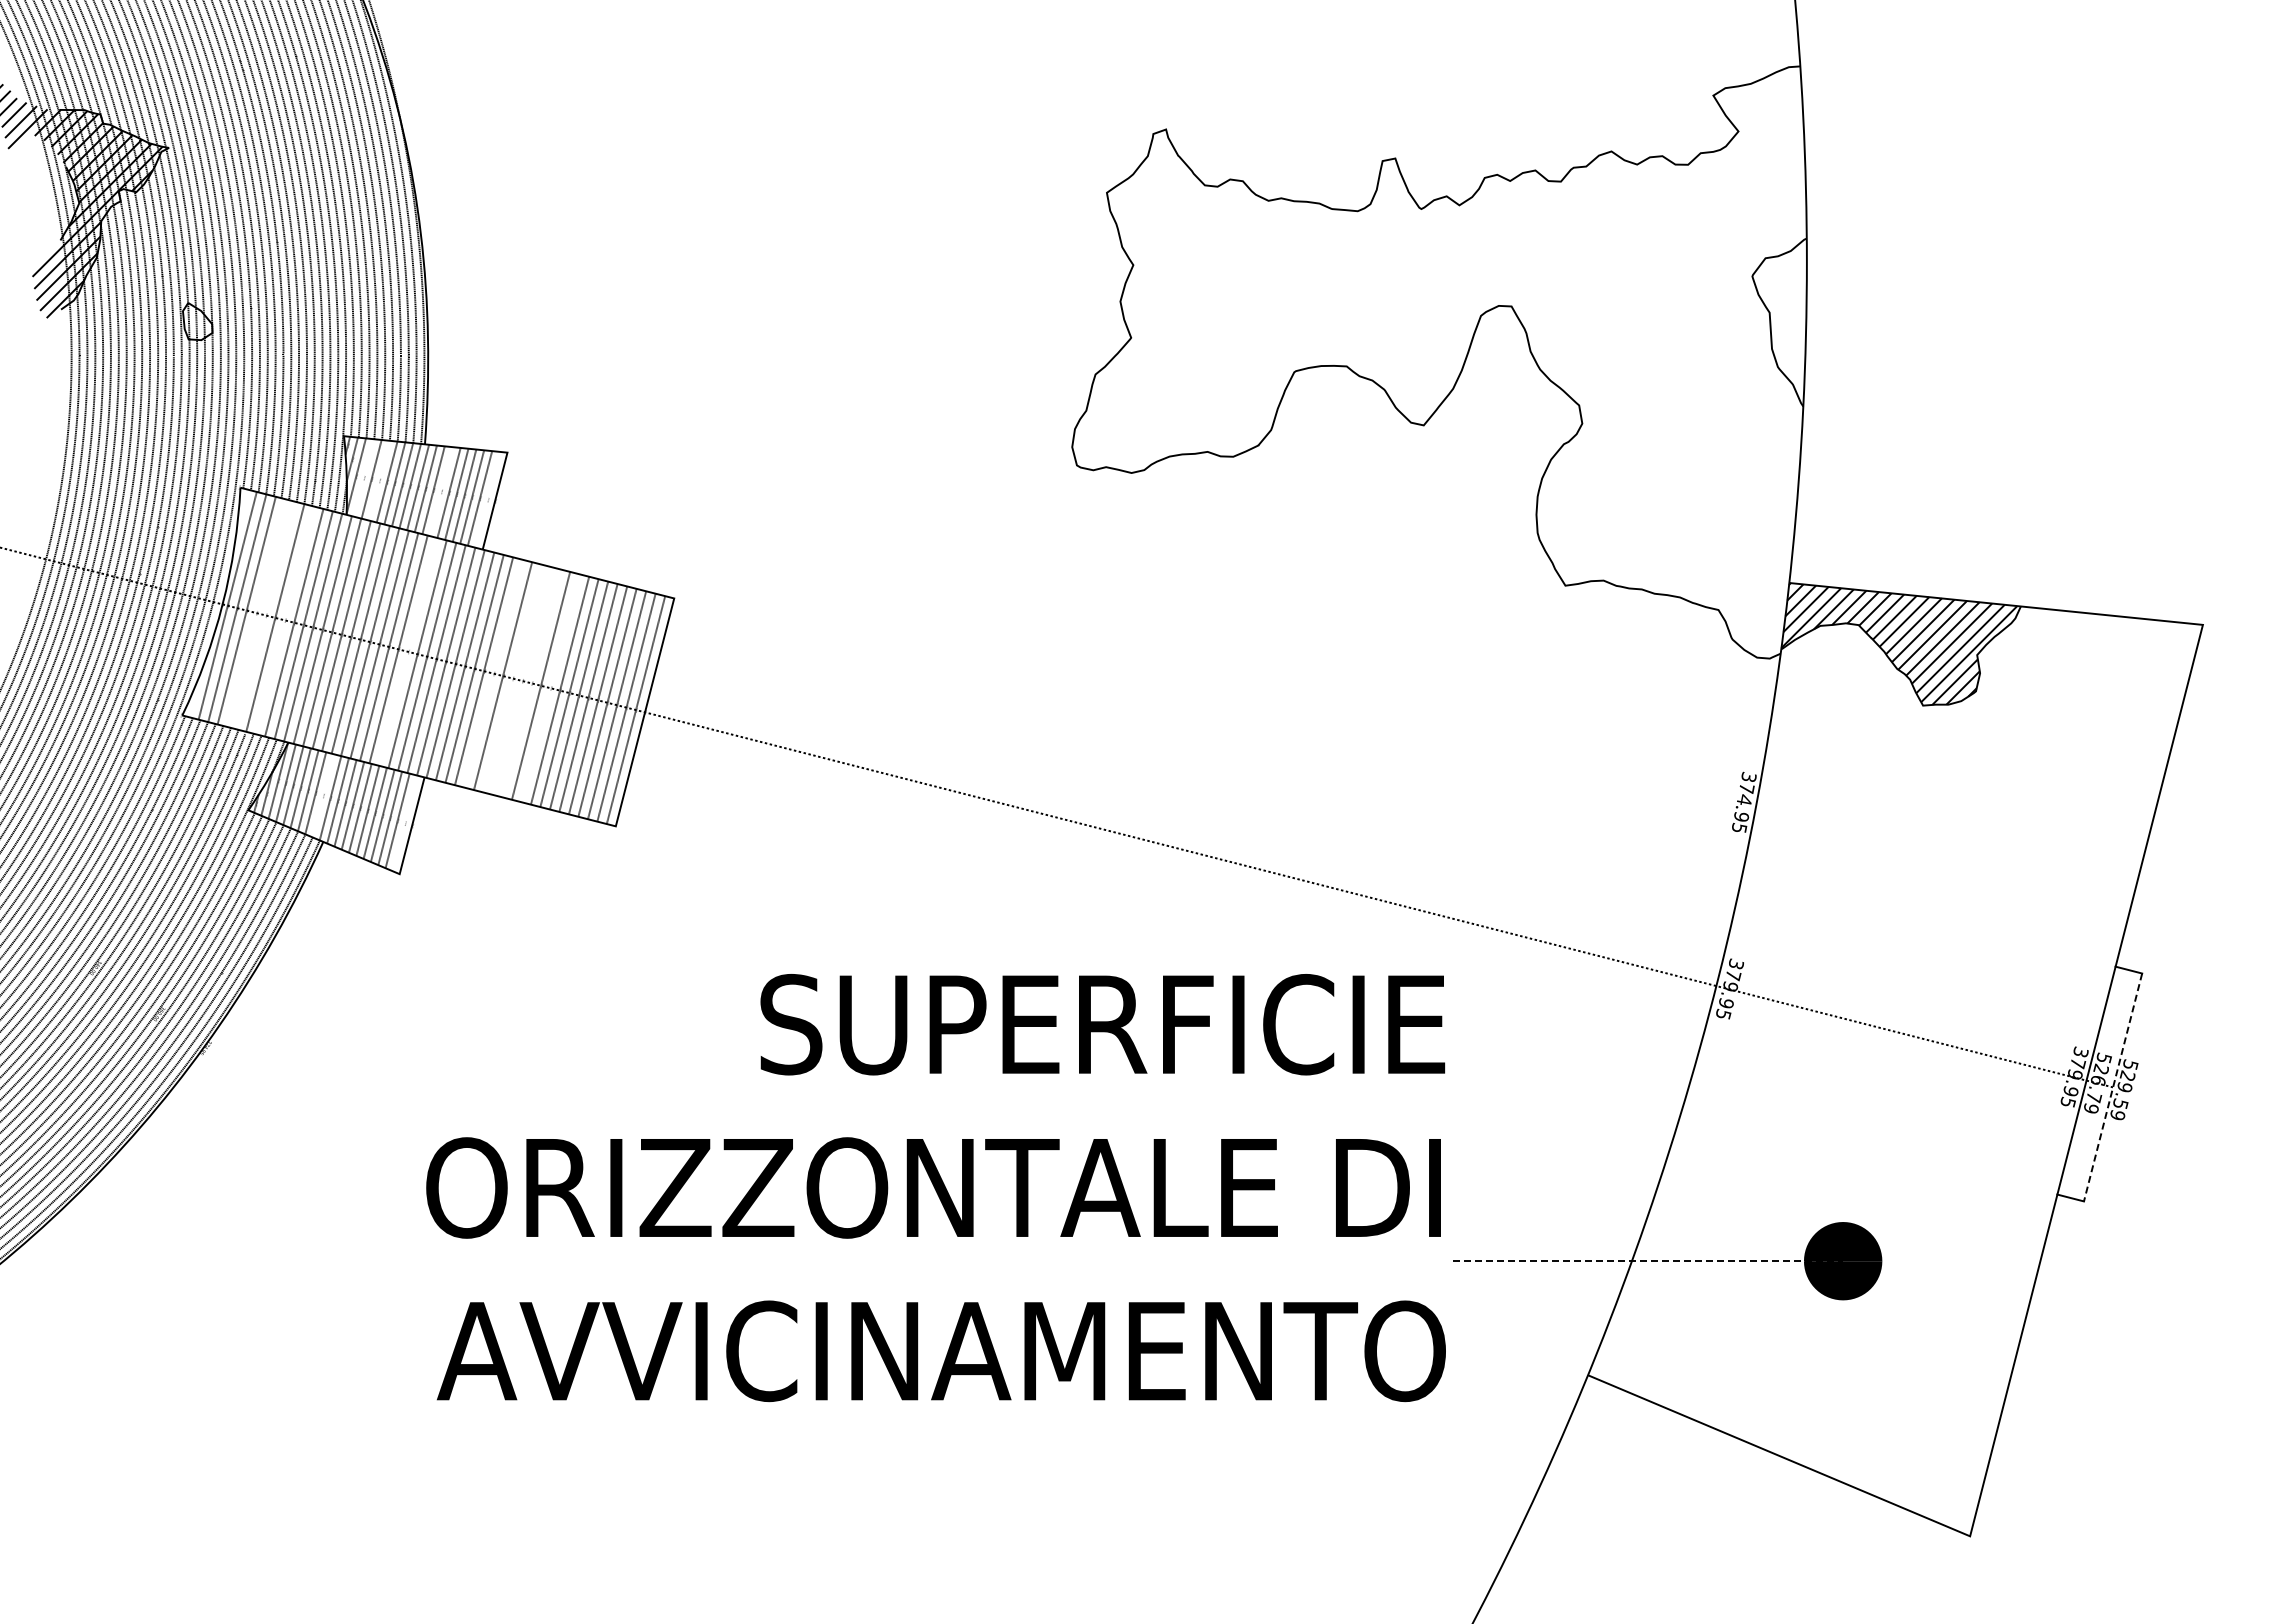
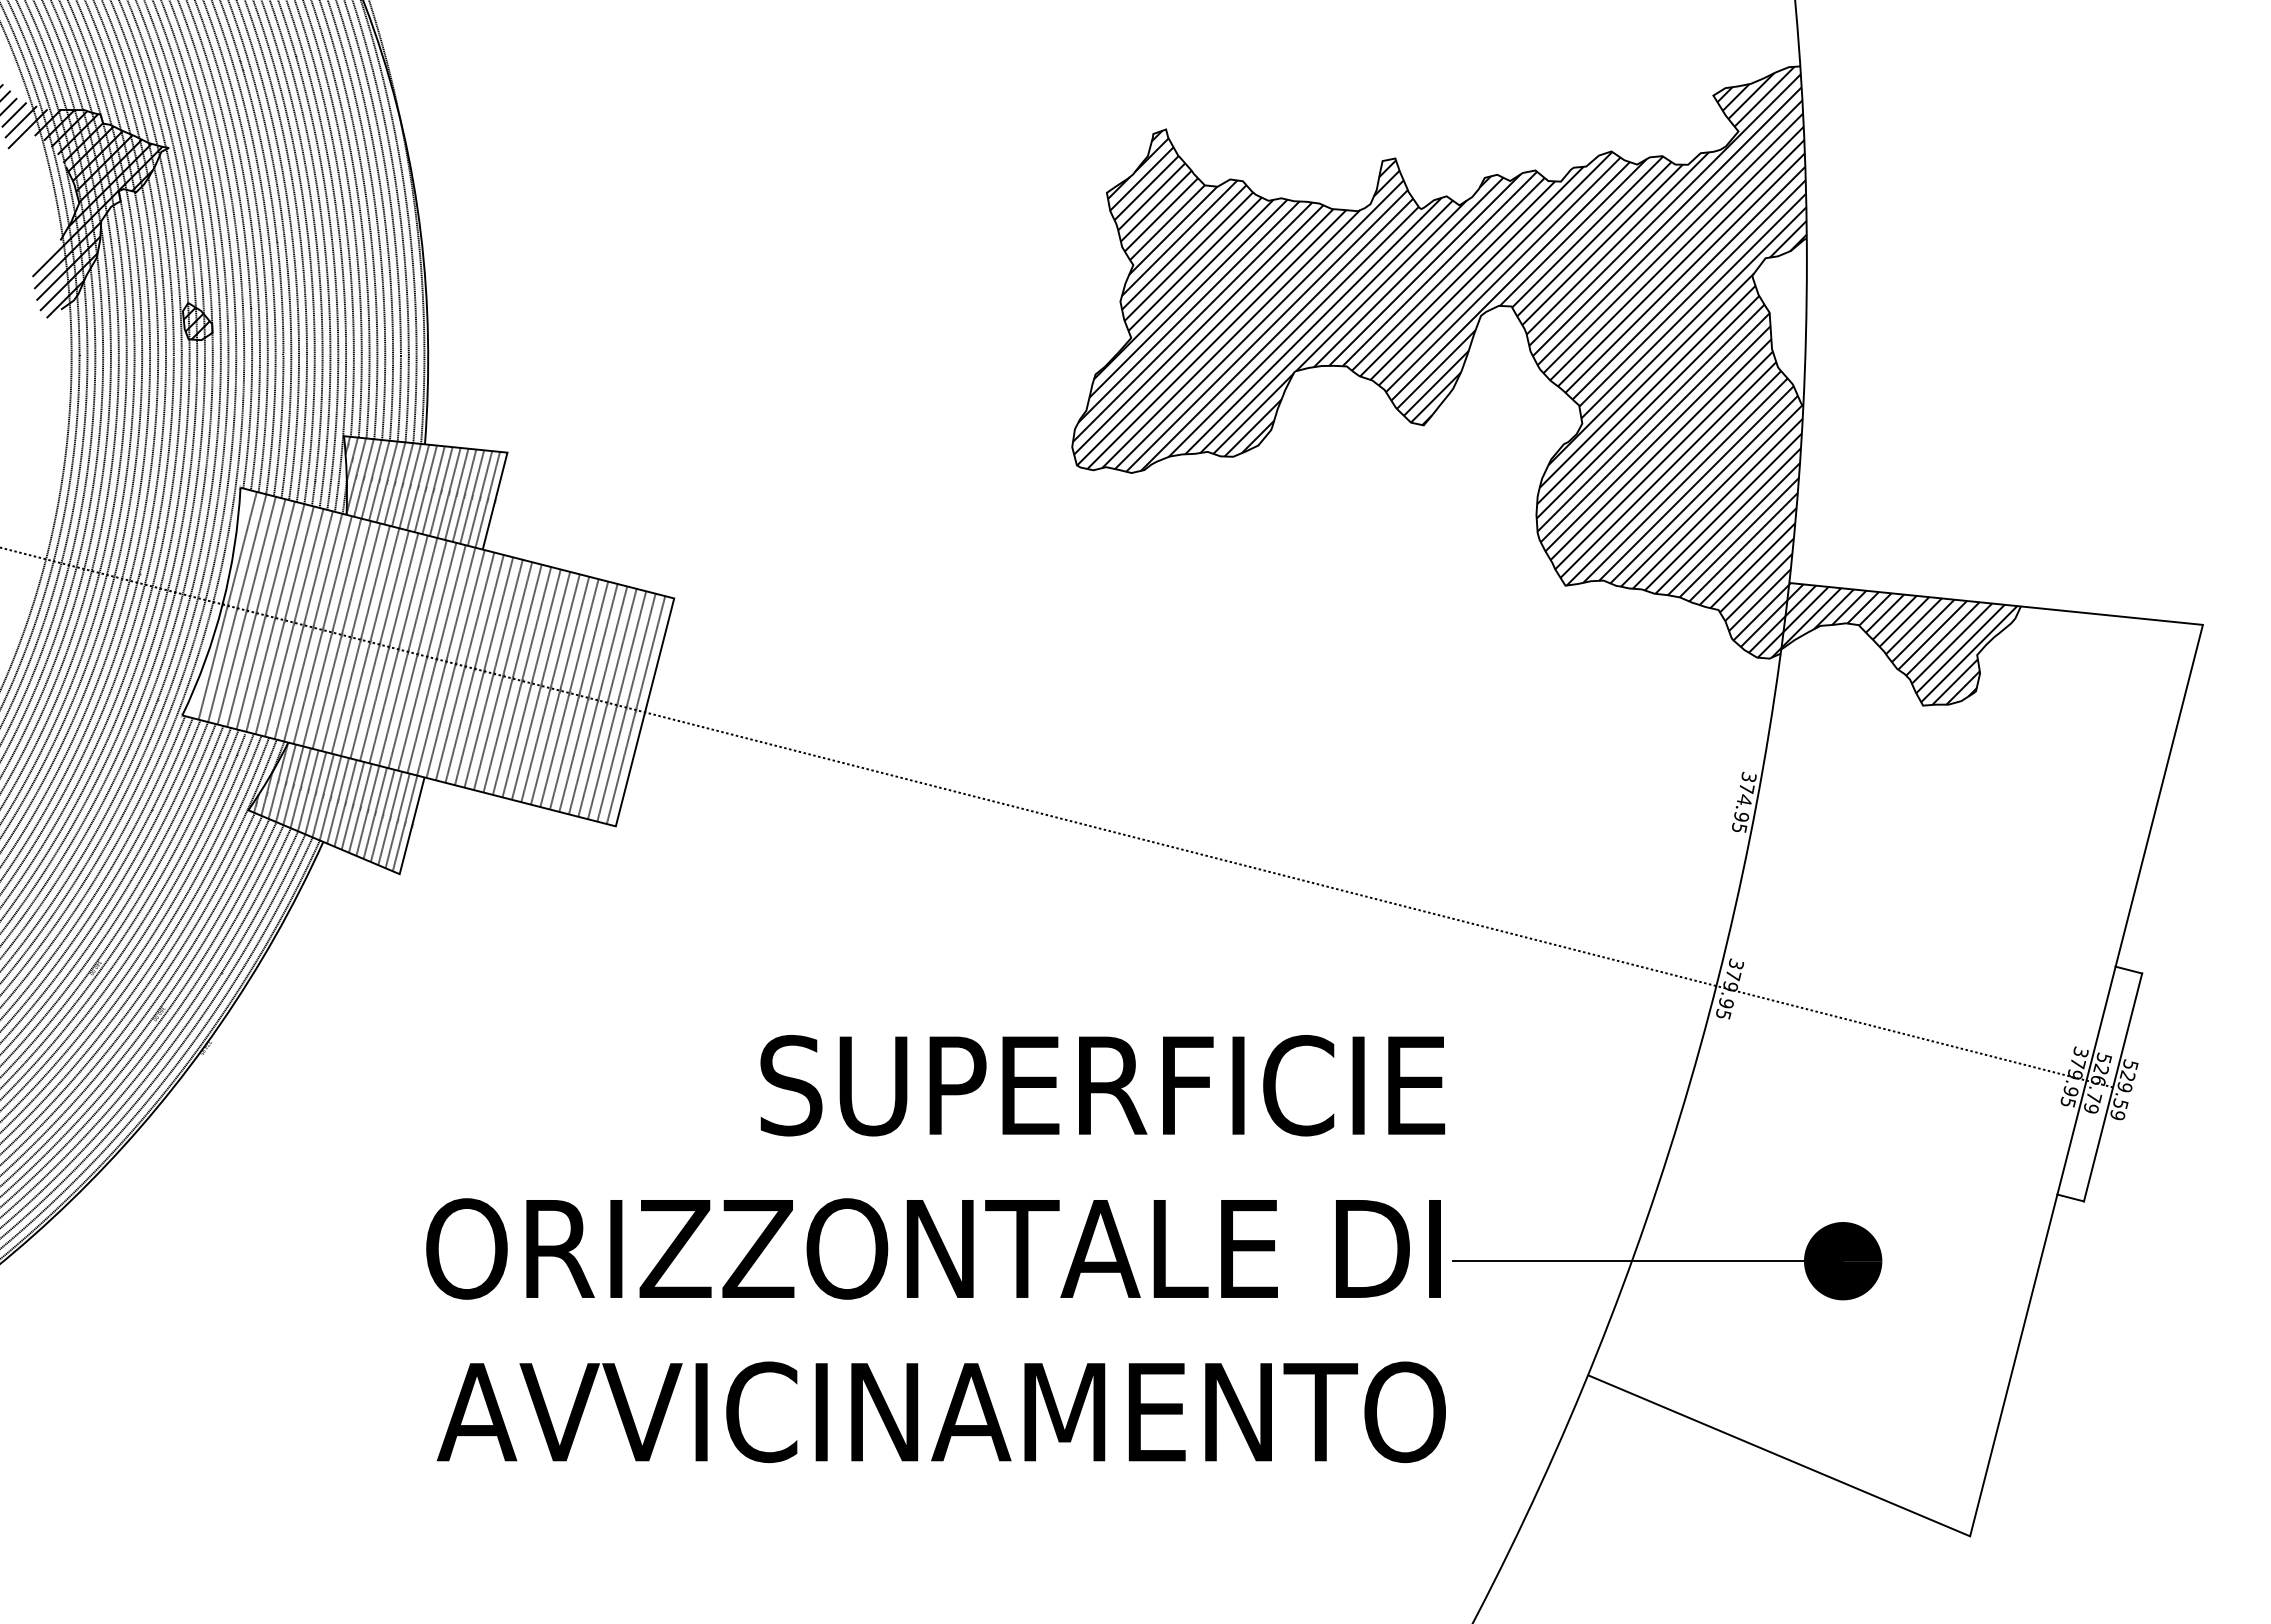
hatch: none -> present (197, 323)
hatch: none -> present (1439, 361)
line: none -> present (363, 477)
line: none -> present (379, 480)
line: none -> present (440, 491)
line: none -> present (487, 499)
line: none -> present (256, 613)
line: none -> present (265, 615)
line: none -> present (284, 620)
line: none -> present (408, 651)
line: none -> present (493, 673)
line: none -> present (512, 678)
line: none -> present (521, 680)
line: none -> present (531, 683)
line: none -> present (550, 688)
line: none -> present (322, 795)
line: none -> present (404, 823)
line: dashed -> solid (2113, 1087)
text position: (935, 1188) -> (935, 1249) (935, 1249)
line: dashed -> solid (1648, 1261)
